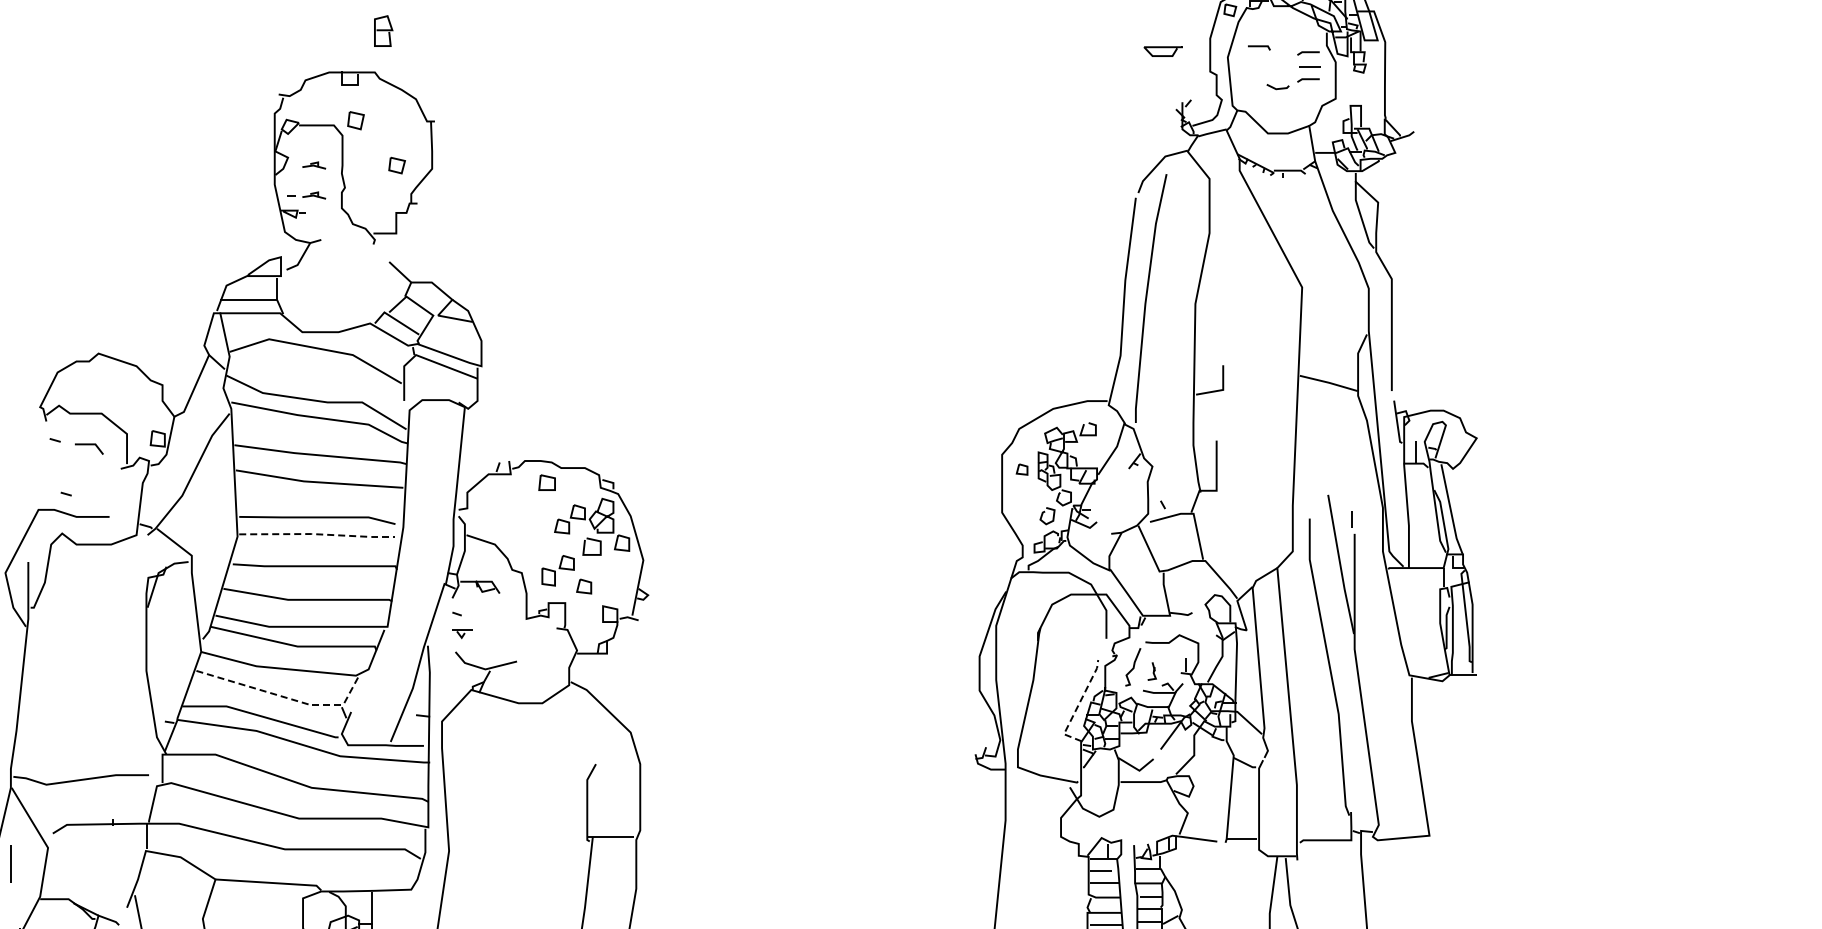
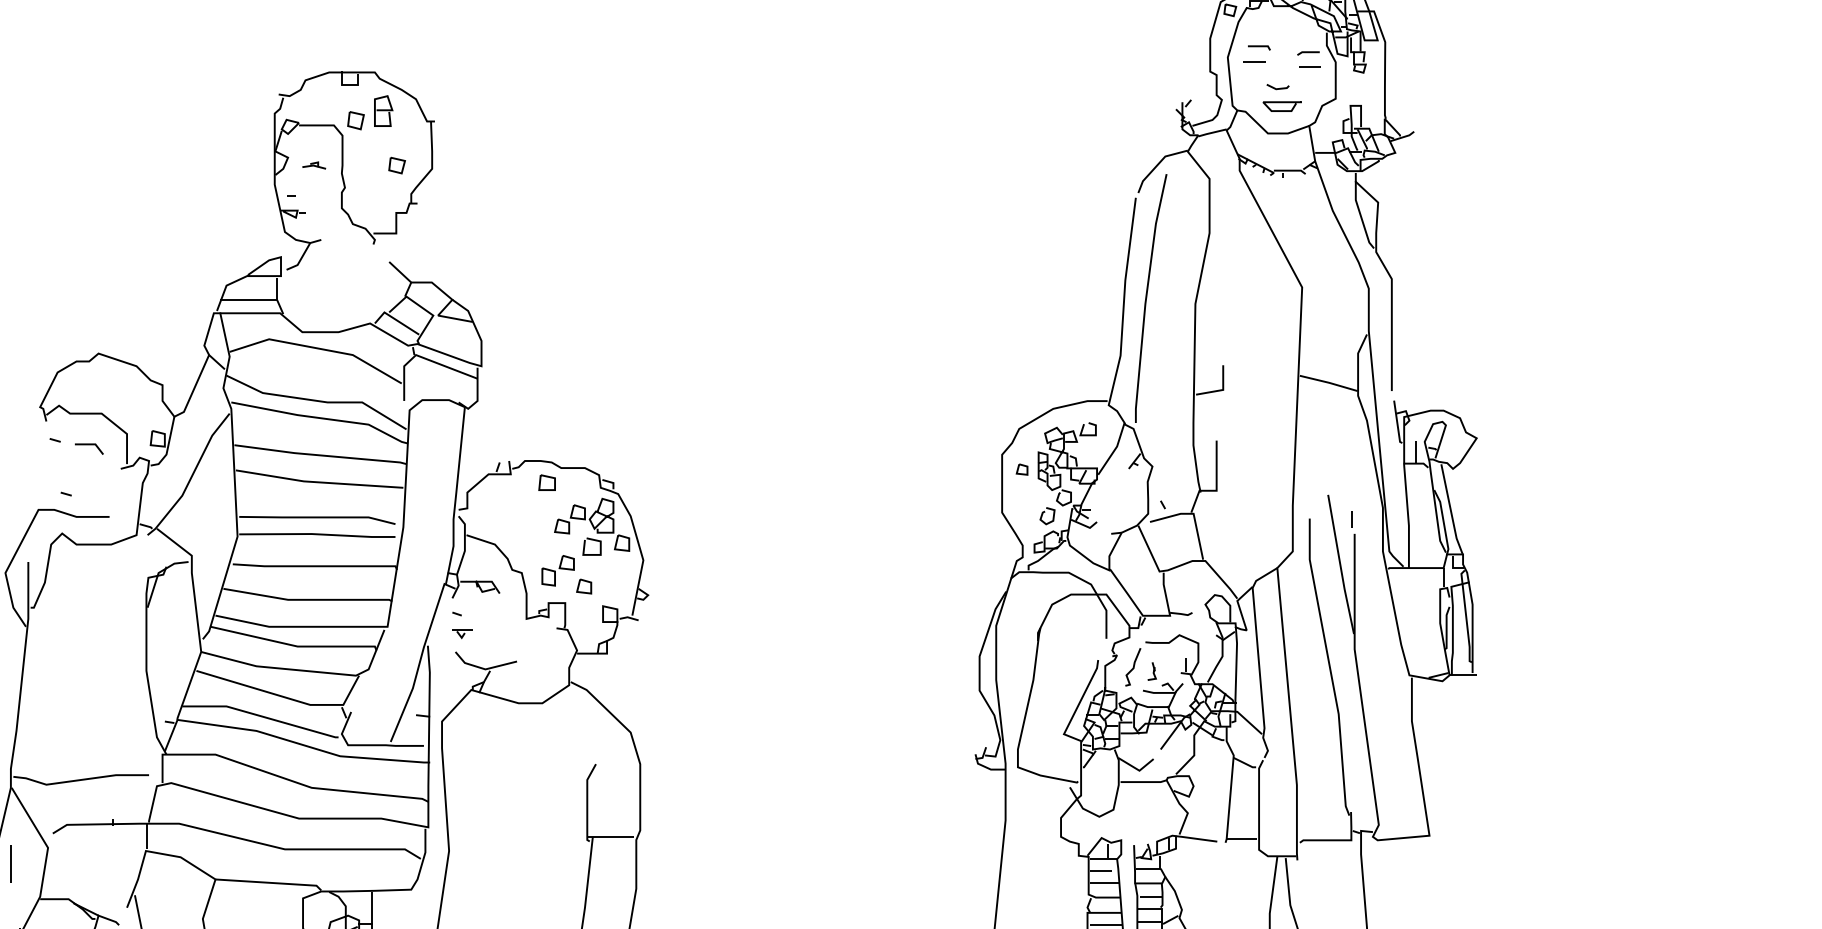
curve position: (383, 30) -> (383, 110) (383, 110)
curve position: (1162, 48) -> (1281, 103) (1281, 103)
line: none -> present (1254, 61)
line: present -> none (1308, 80)
part: present -> none (314, 195)
line: dashed -> solid (317, 534)
line: dashed -> solid (287, 698)
line: dashed -> solid (1078, 705)
